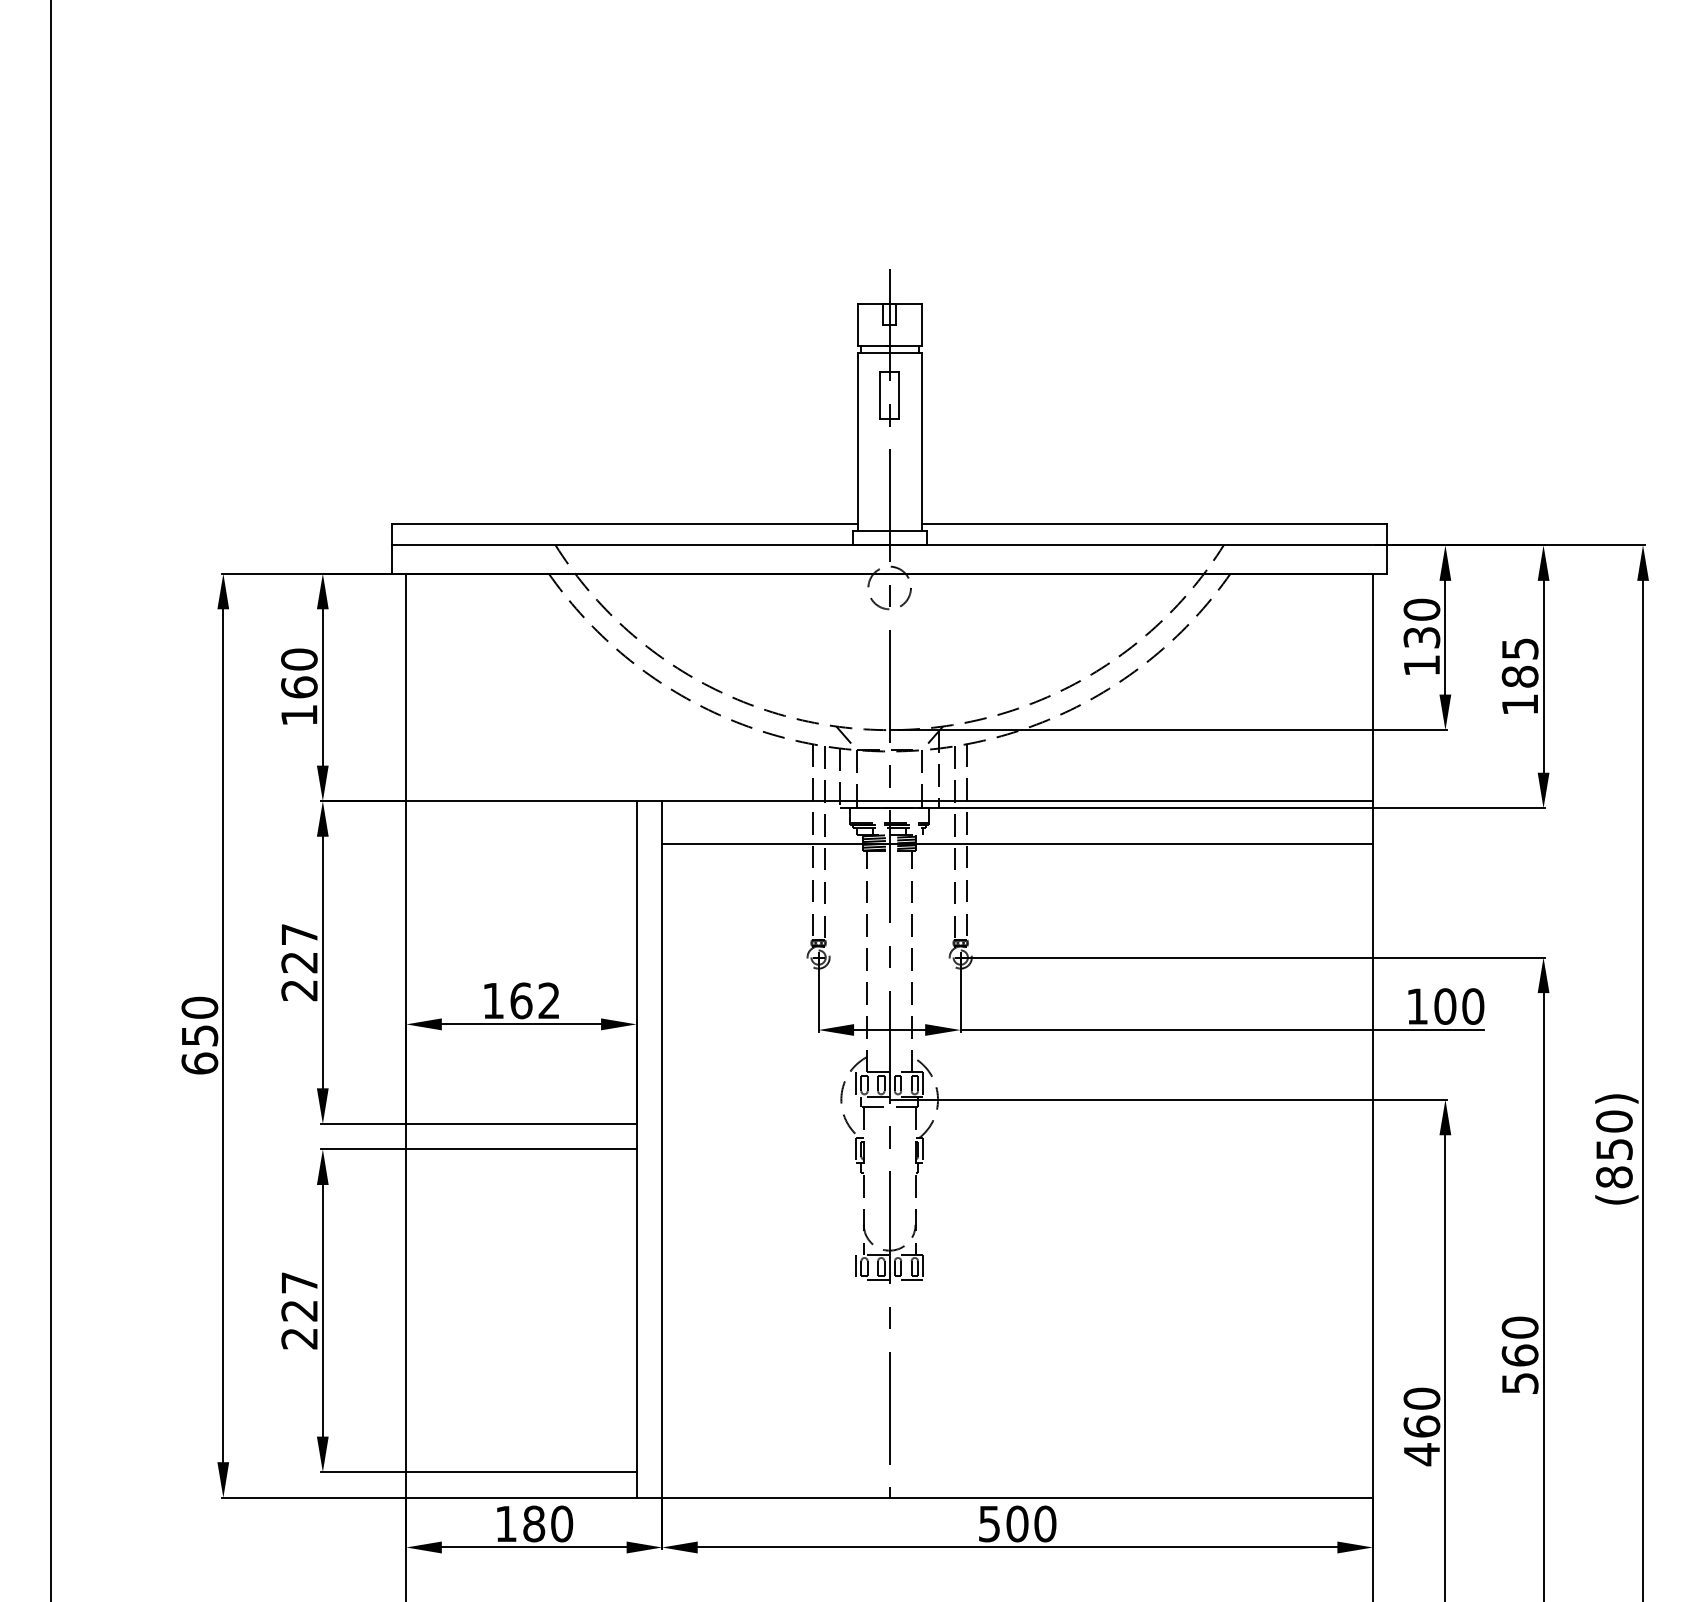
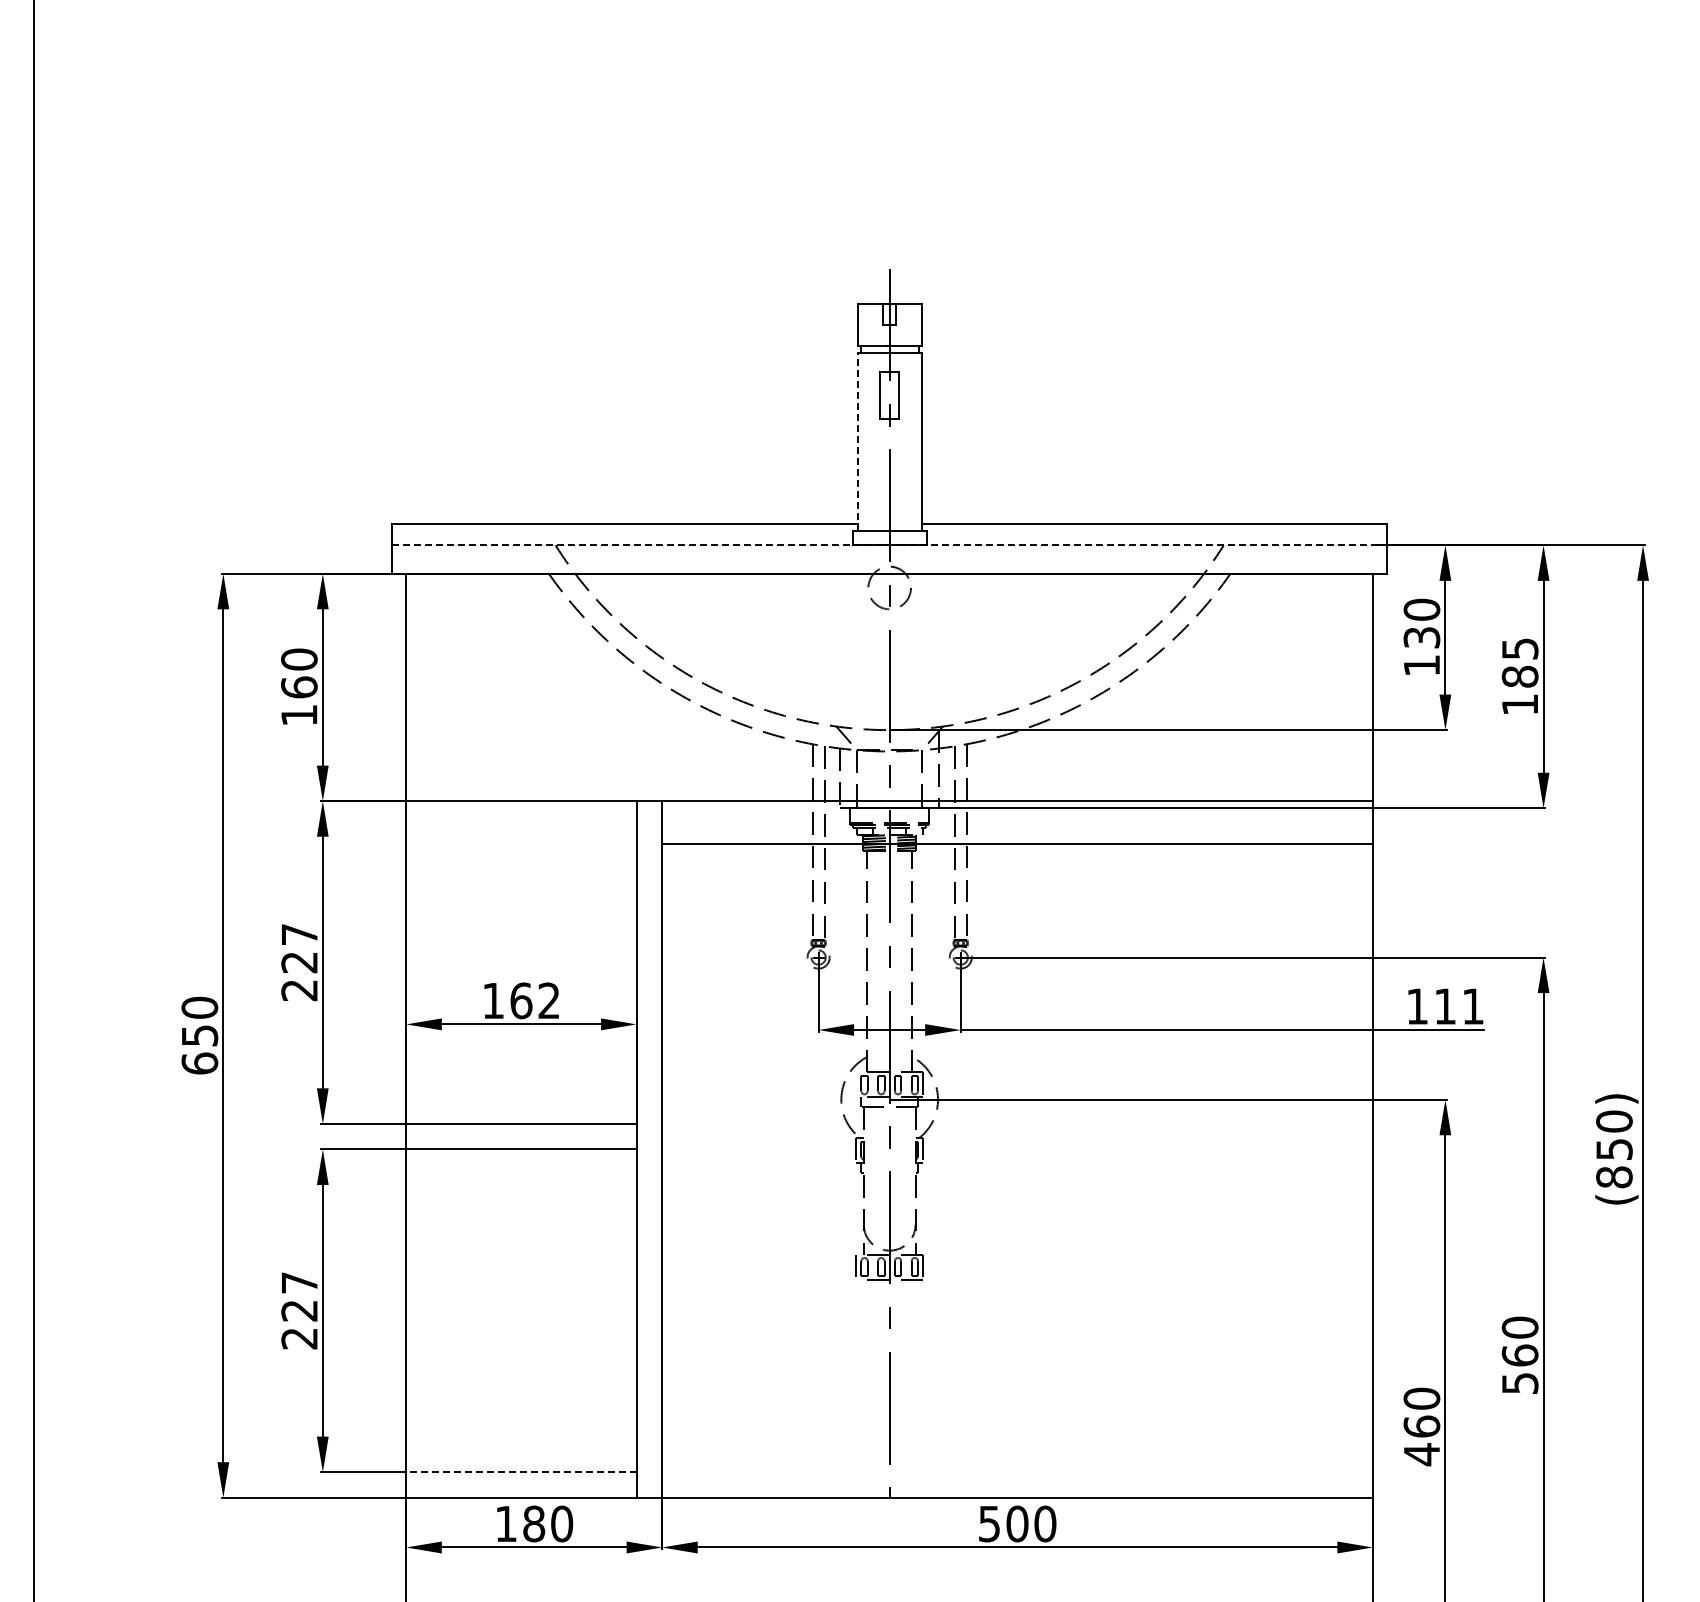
line: solid -> dashed (857, 442)
line: solid -> dashed (889, 545)
line position: (50, 800) -> (33, 800) (33, 800)
text: 100 -> 111 (1459, 1006)
line: present -> none (856, 1084)
line: solid -> dashed (521, 1472)
